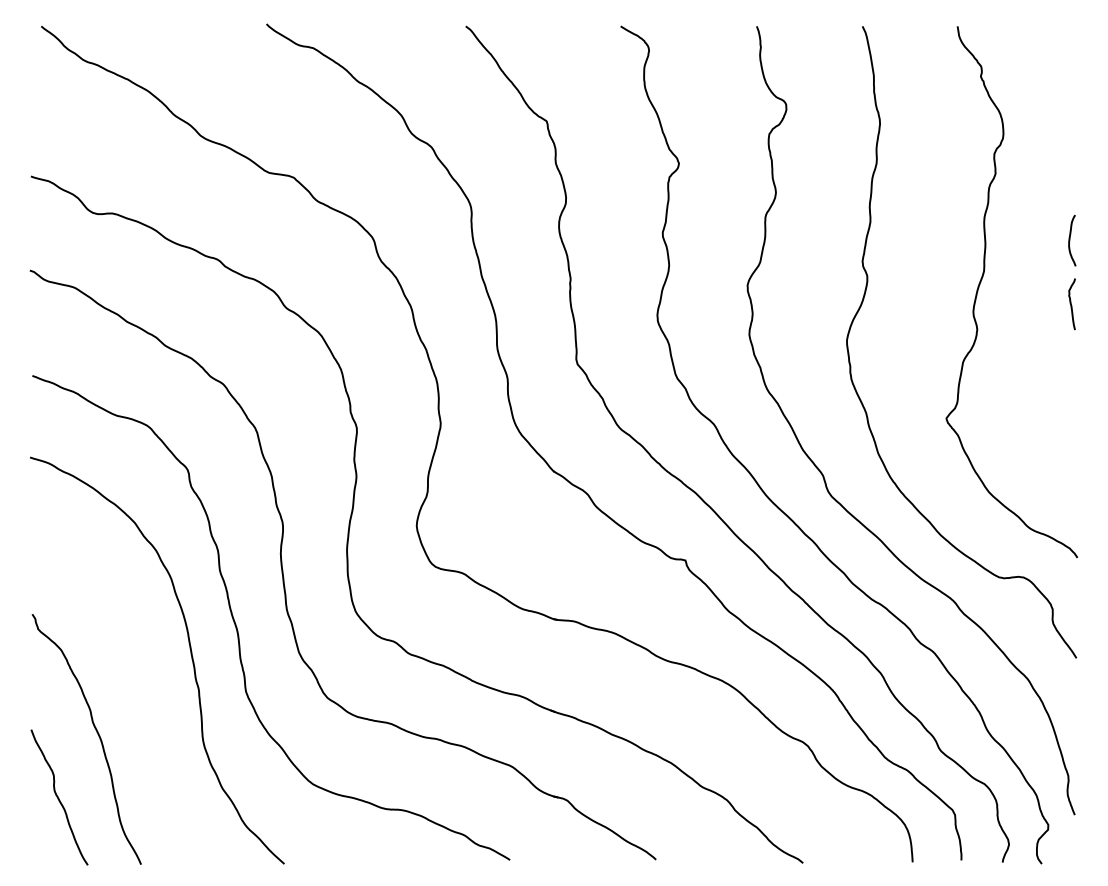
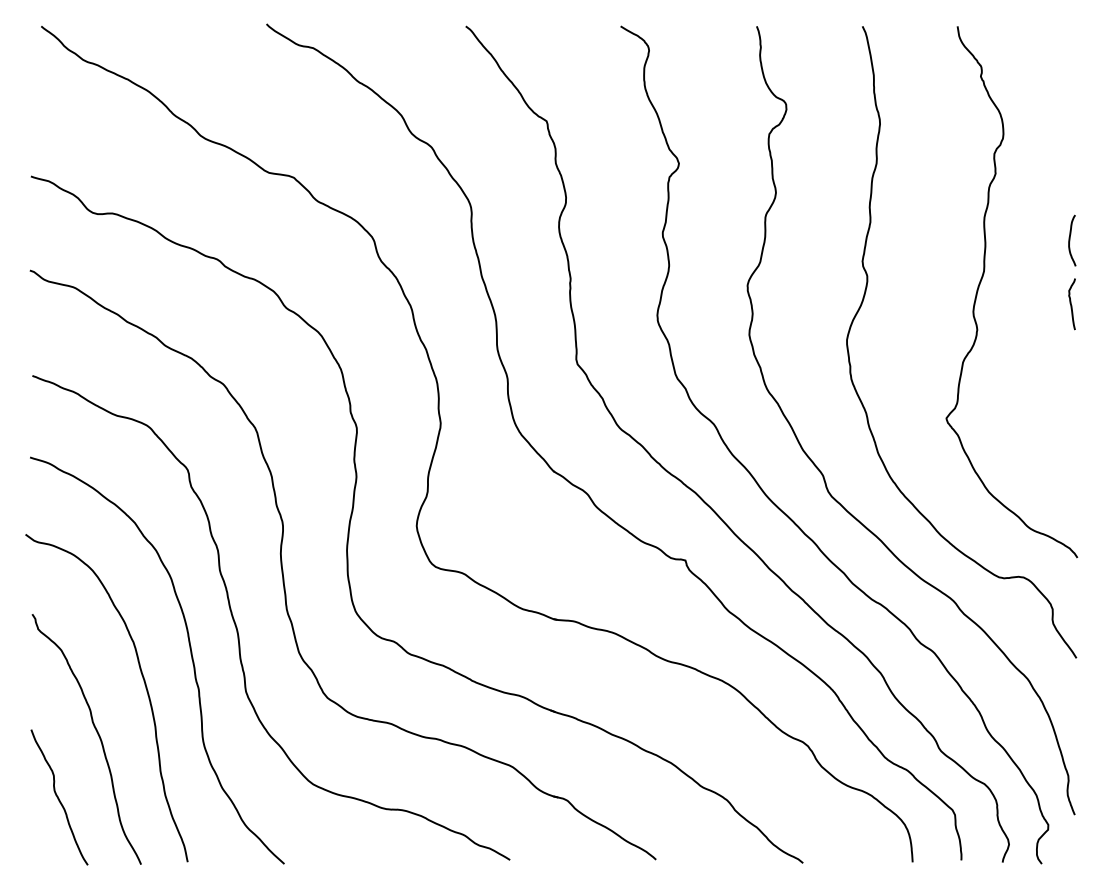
curve: none -> present (144, 685)
